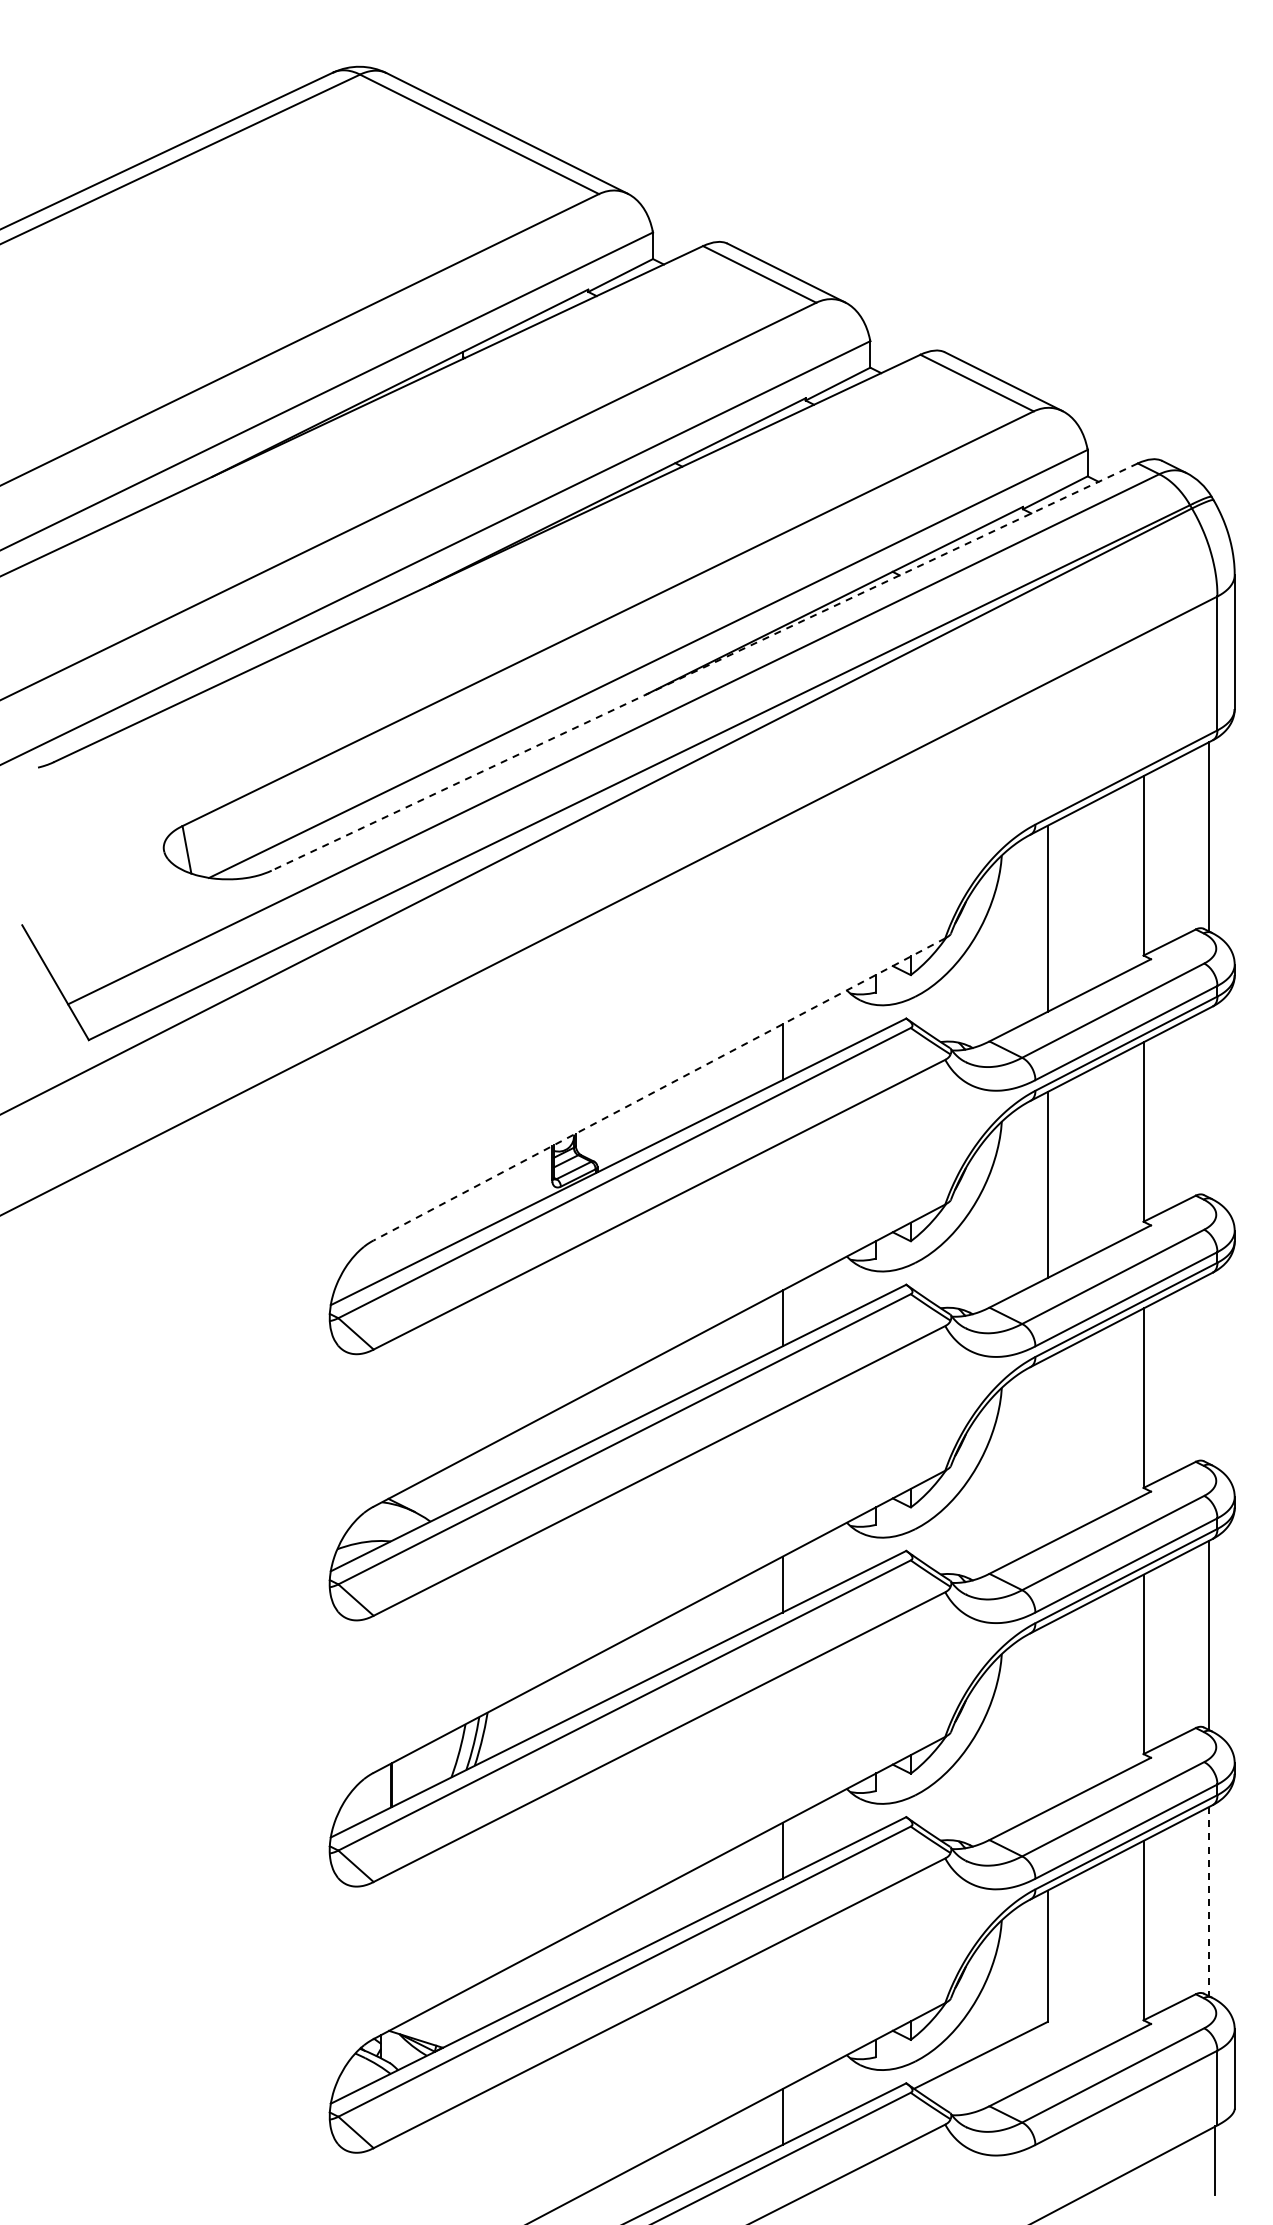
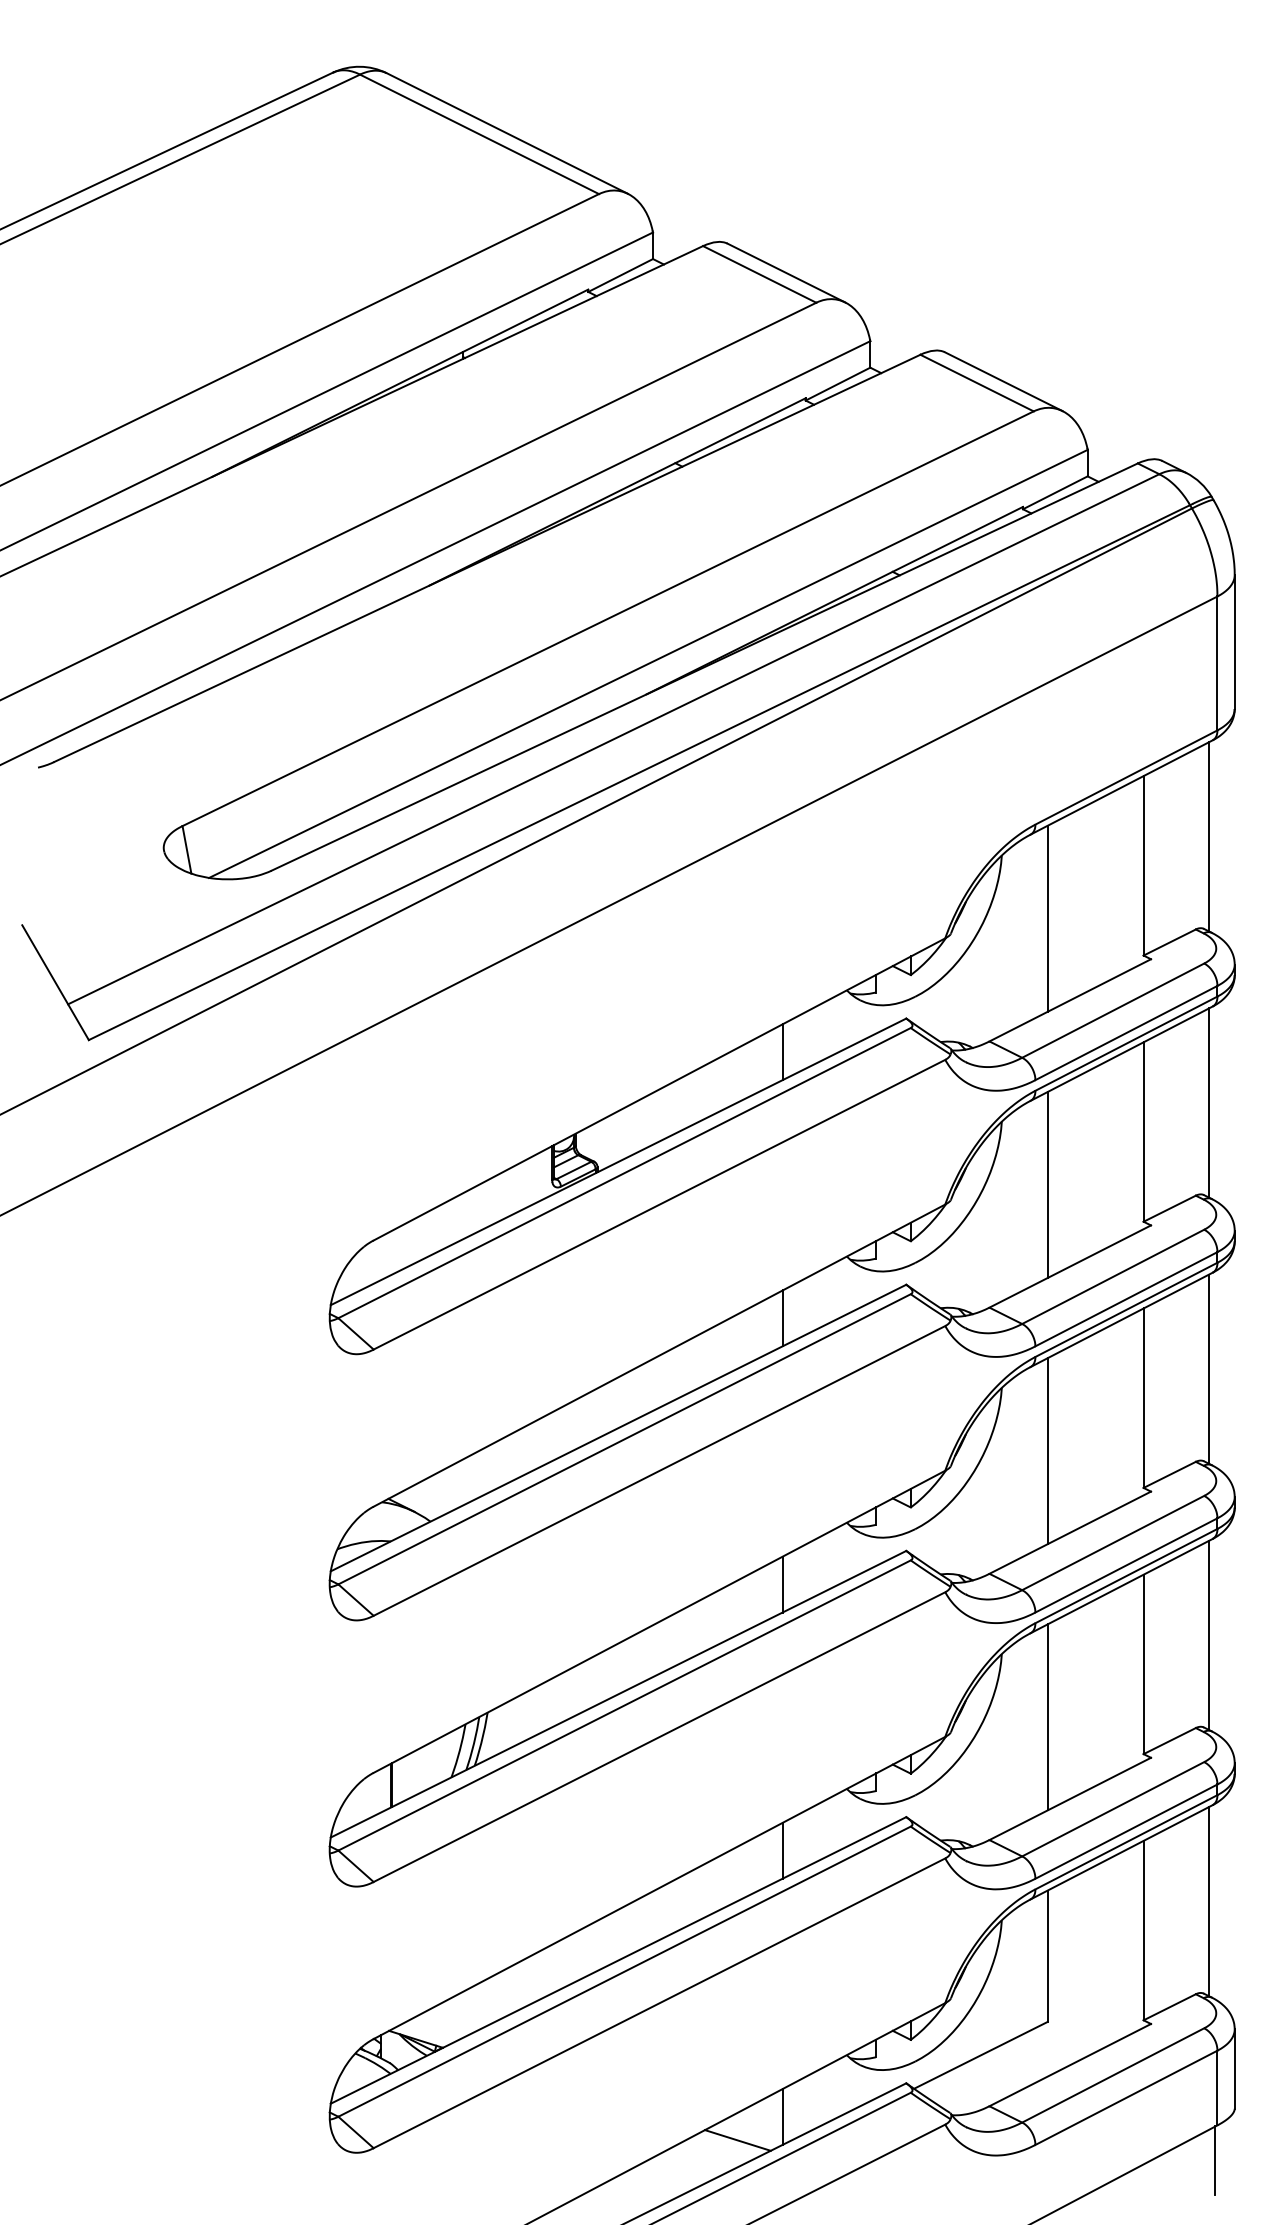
line: dashed -> solid (704, 667)
line: dashed -> solid (659, 1089)
line: none -> present (1208, 1102)
line: none -> present (1208, 1368)
line: none -> present (1047, 1451)
line: none -> present (1047, 1717)
line: dashed -> solid (1208, 1901)
line: none -> present (737, 2140)
